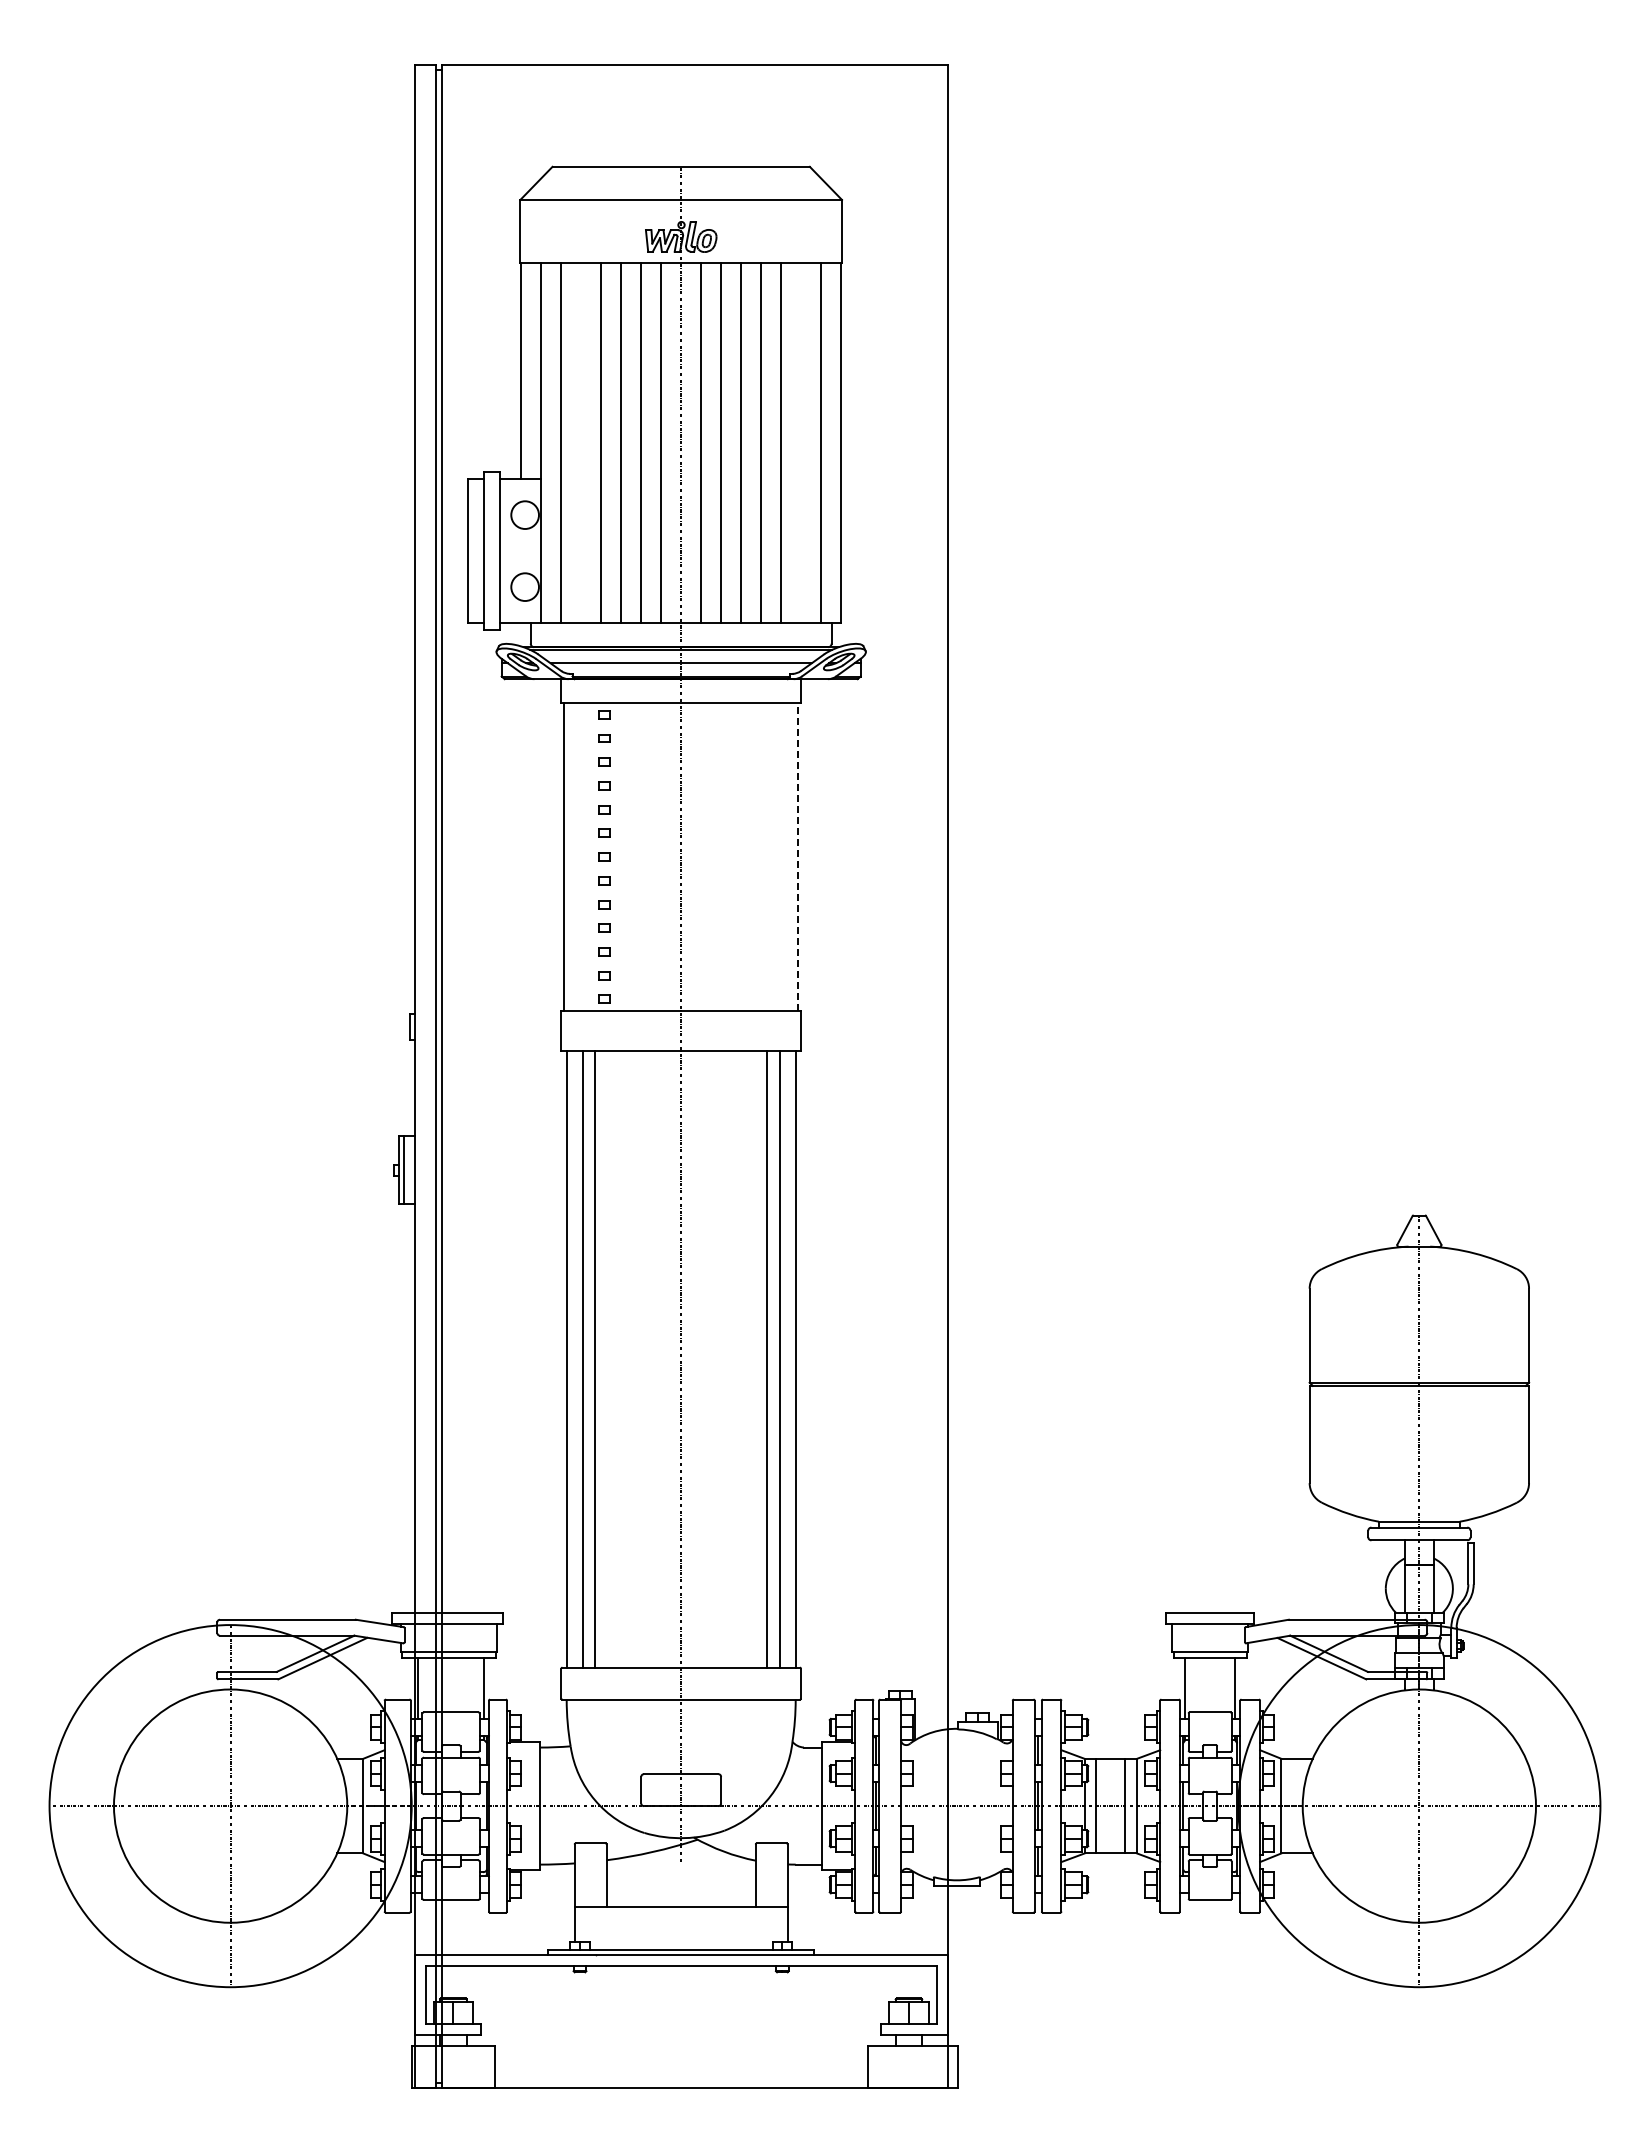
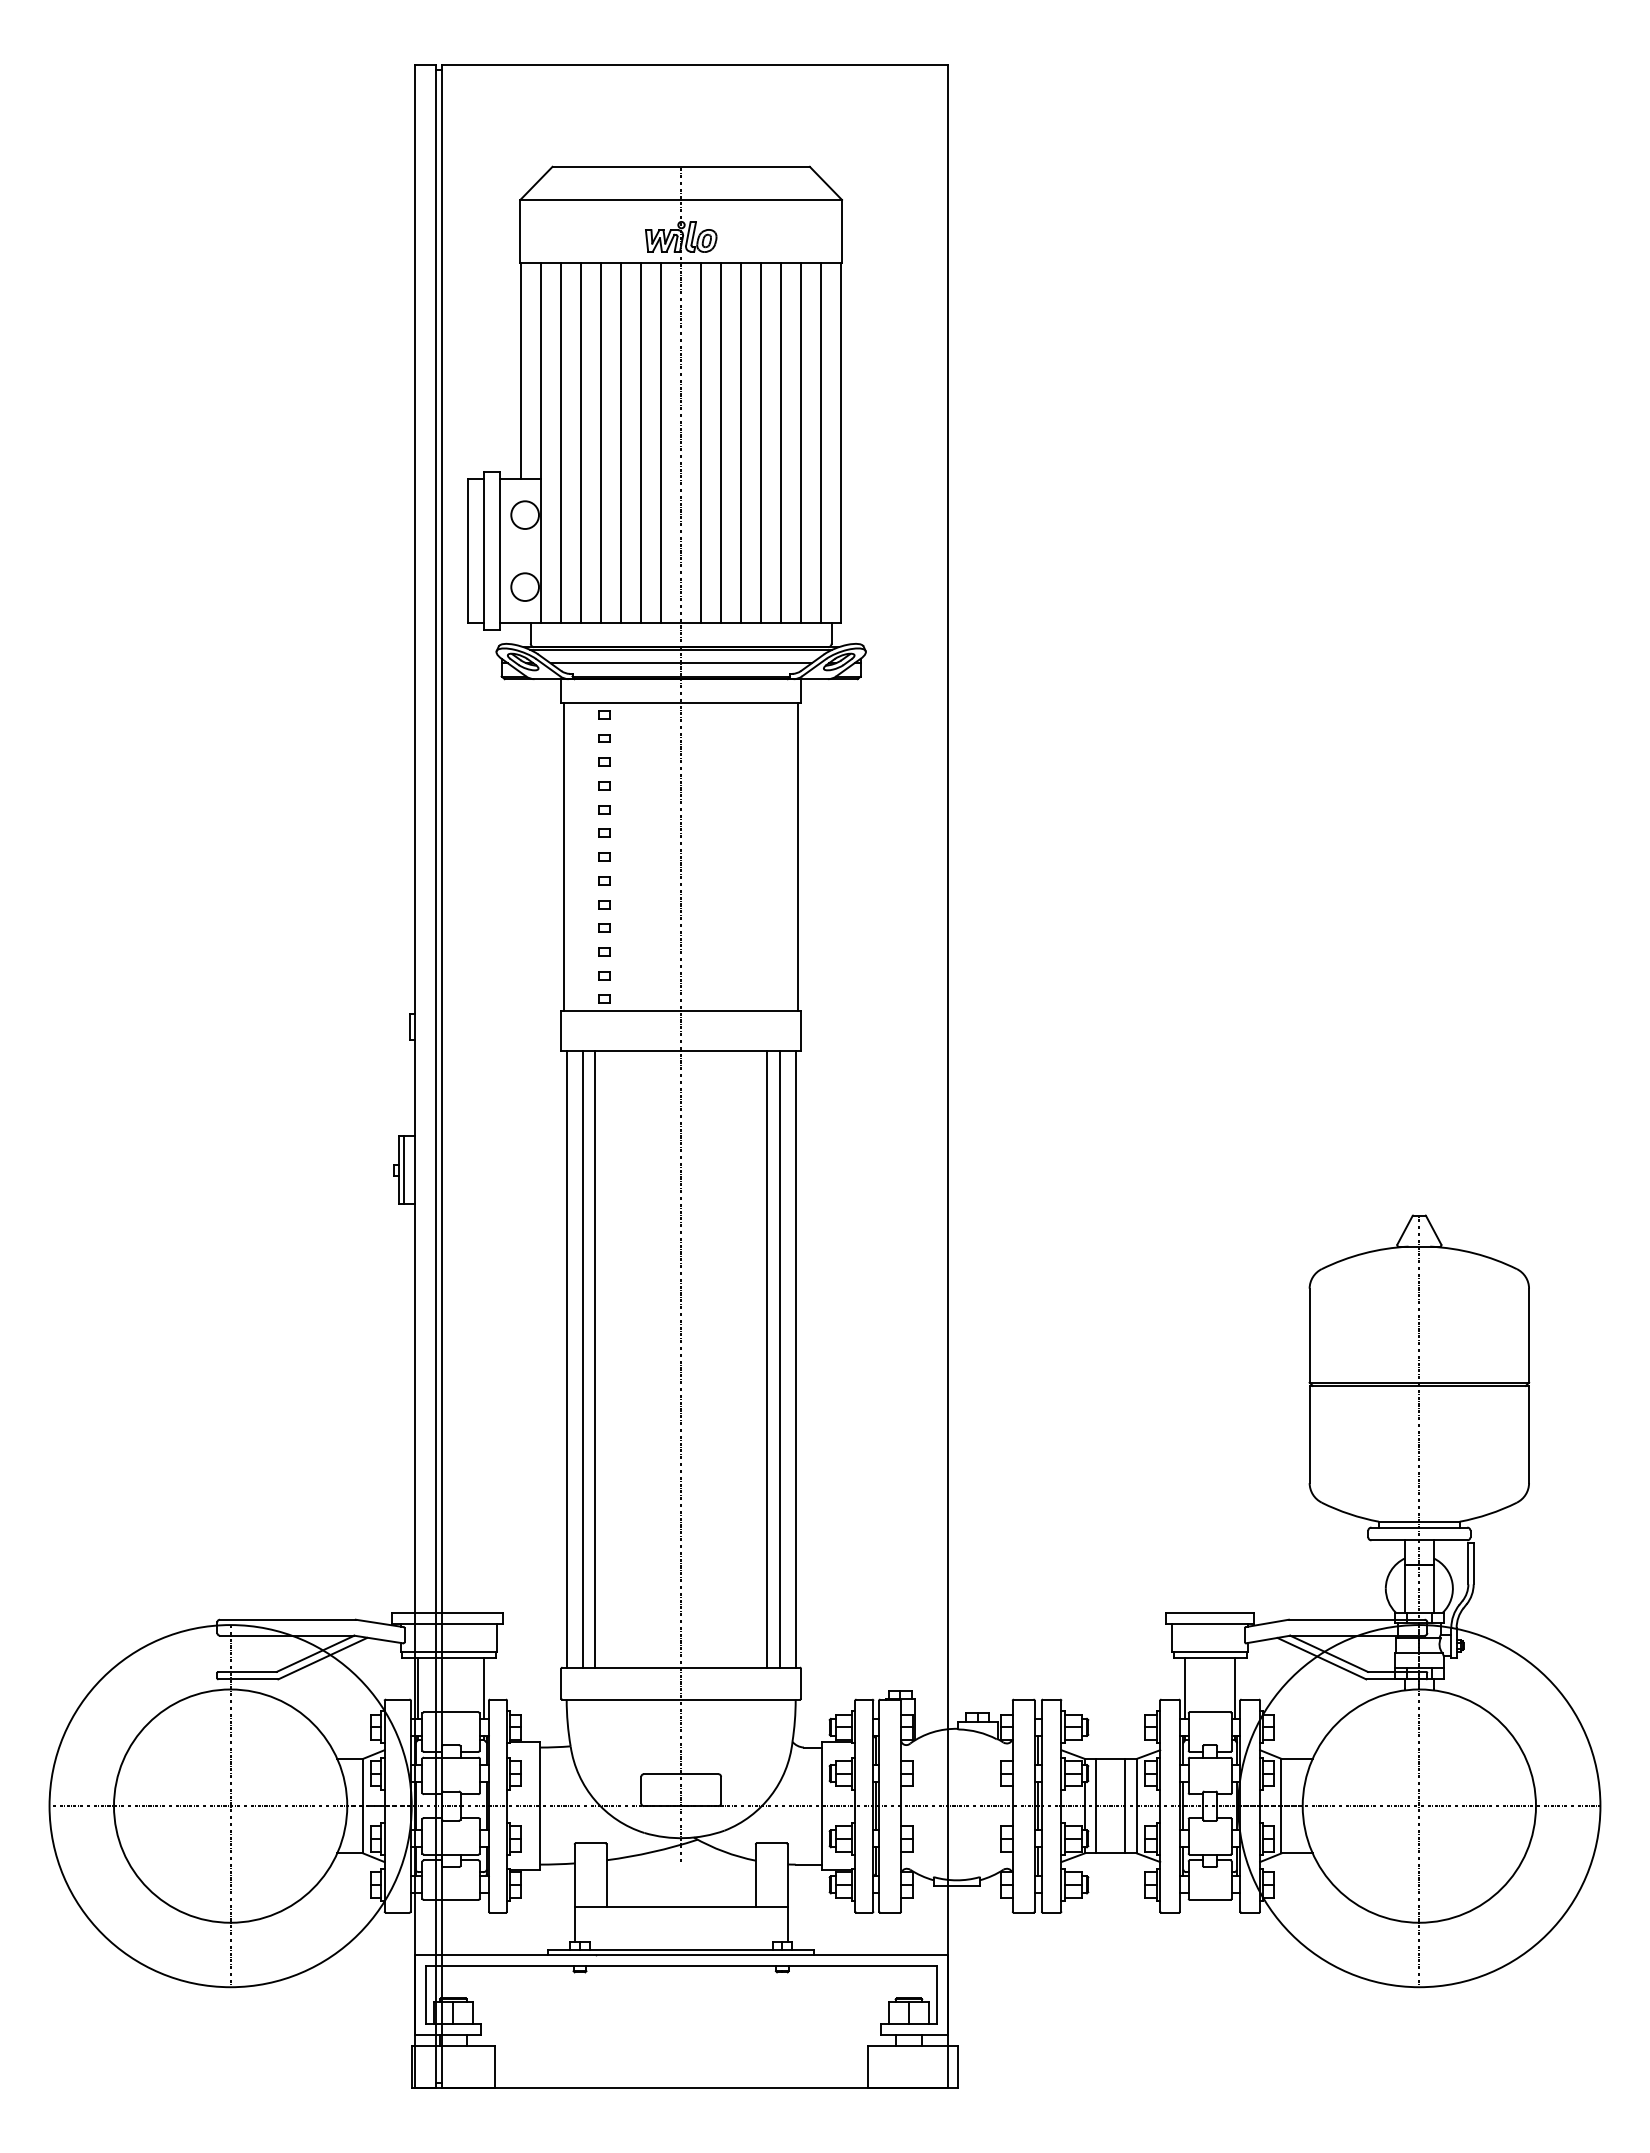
line: none -> present (581, 442)
line: none -> present (801, 442)
line: dashed -> solid (798, 856)
